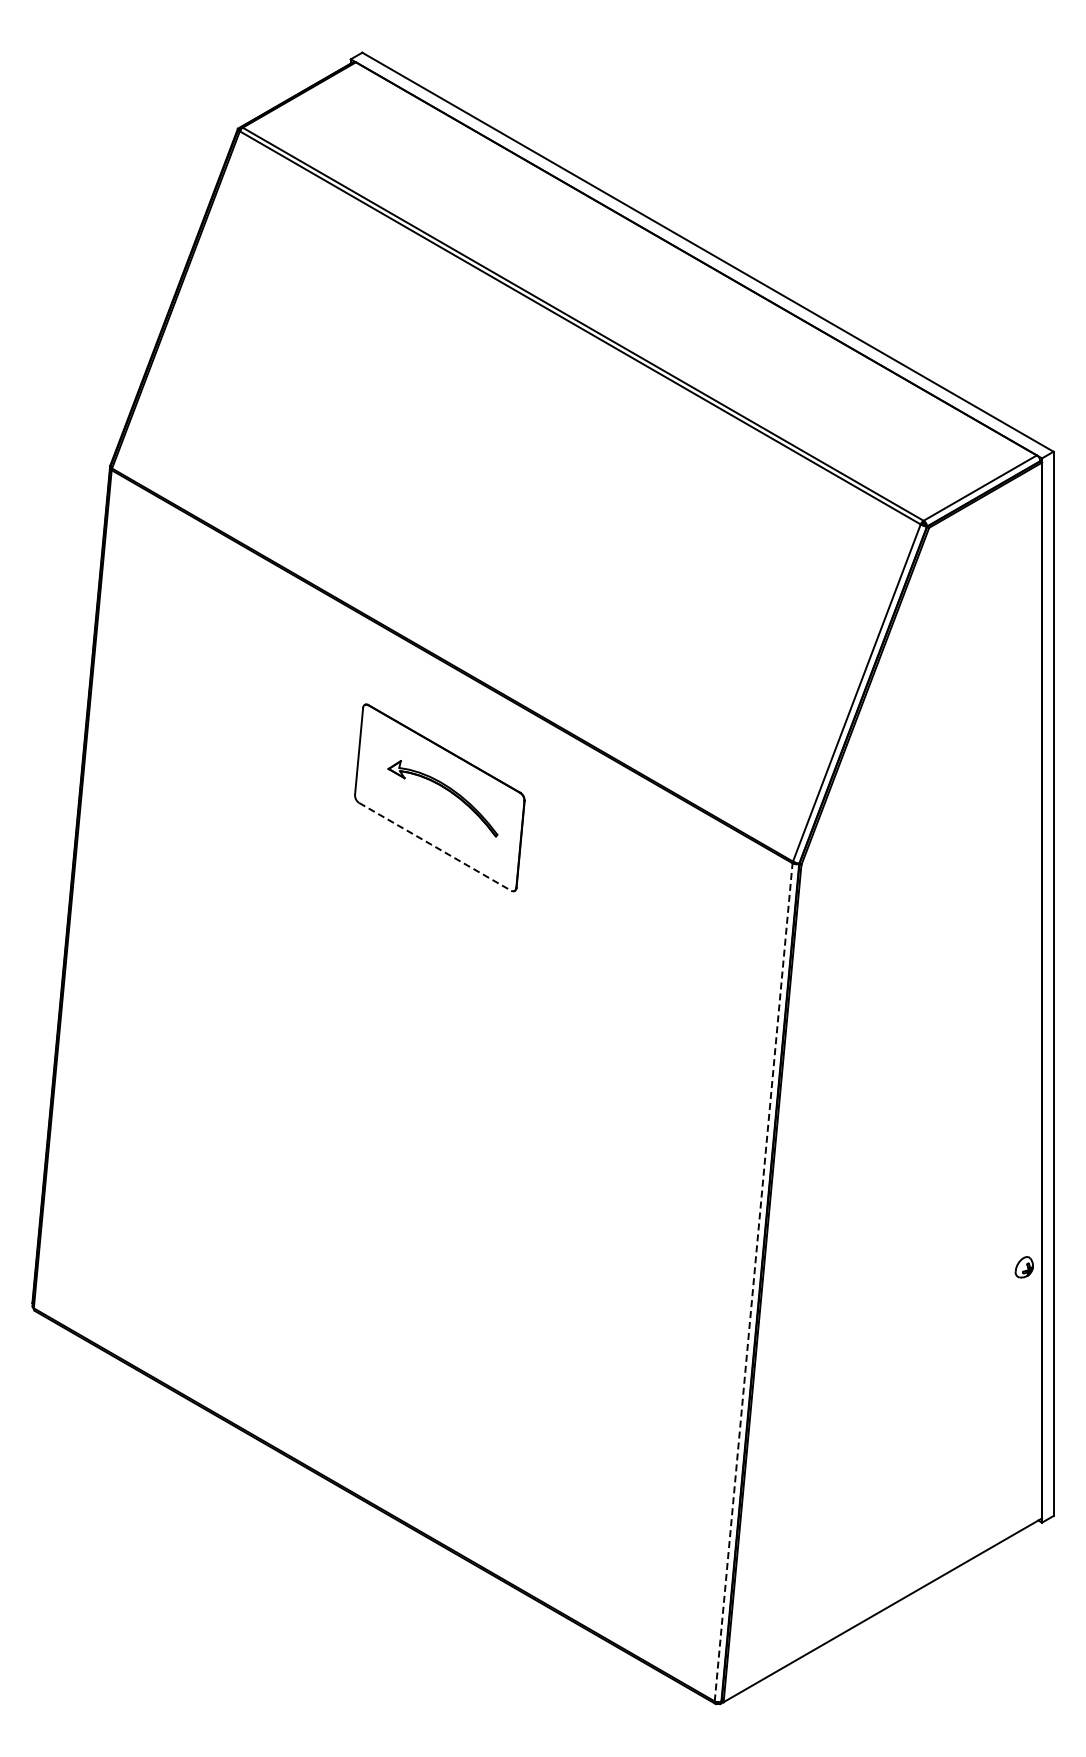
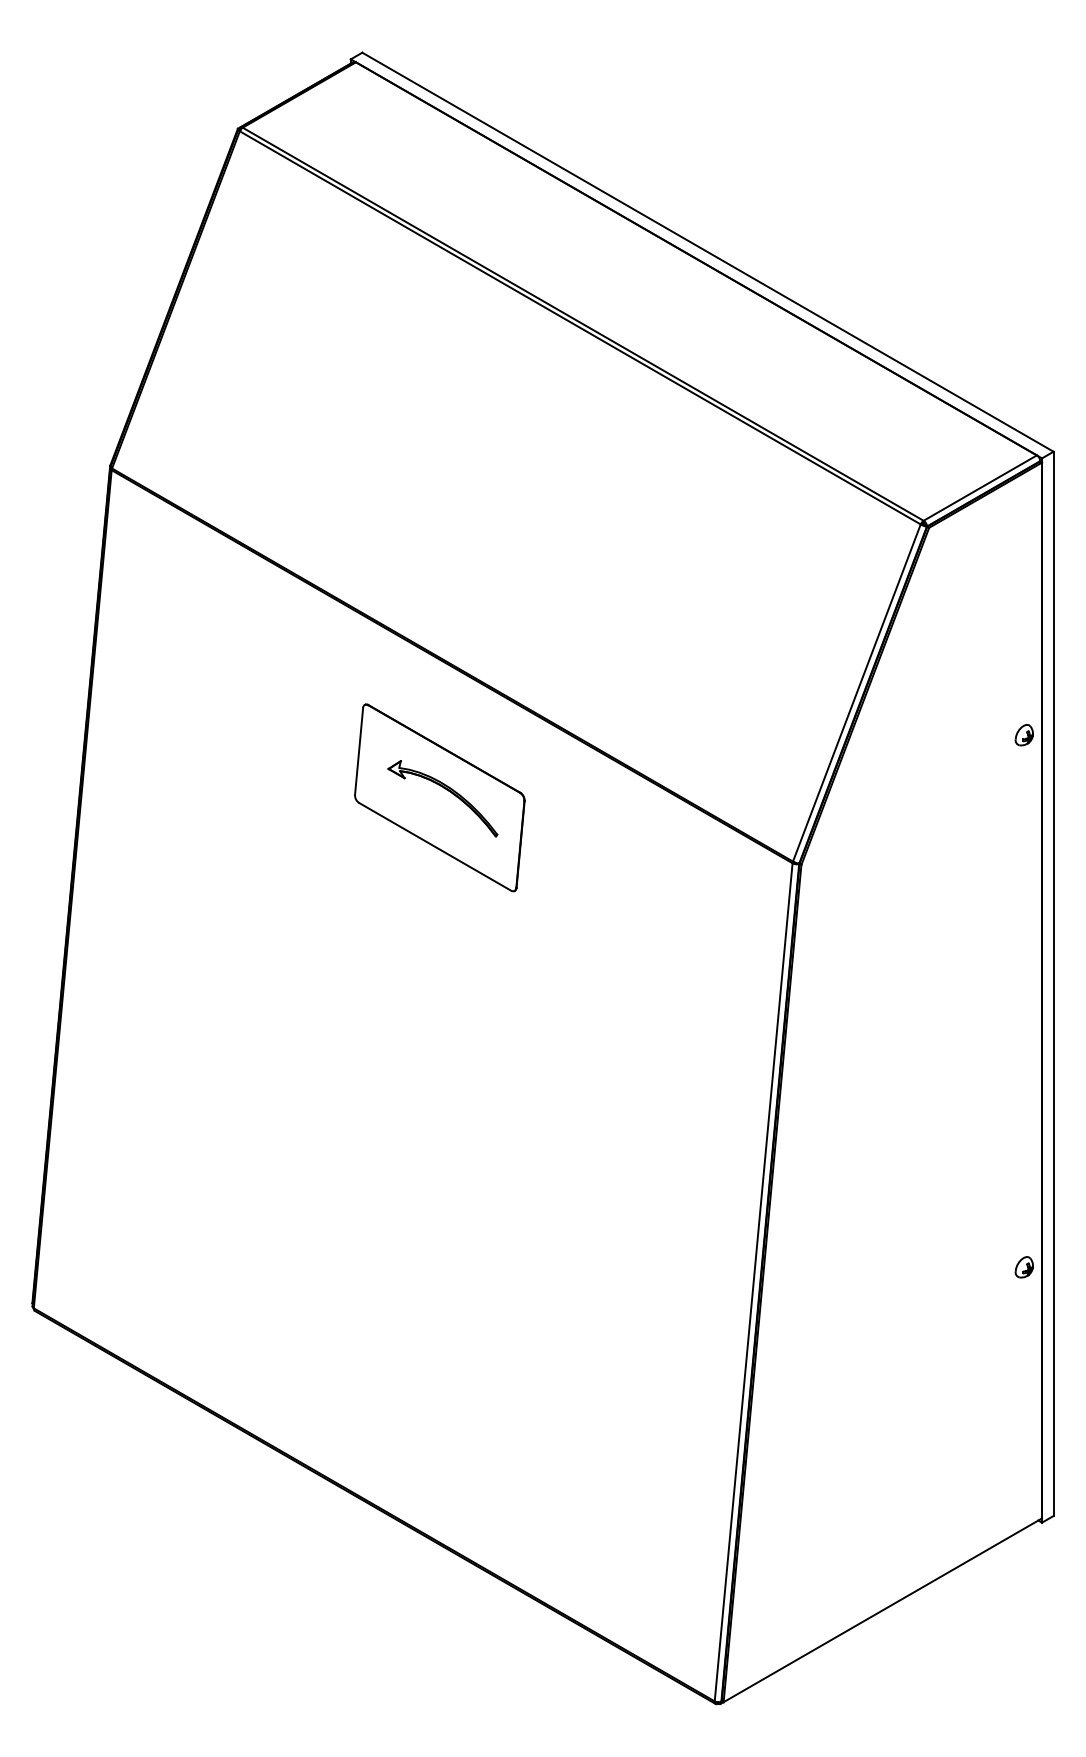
part: none -> present (1023, 735)
line: dashed -> solid (435, 846)
line: dashed -> solid (753, 1282)
